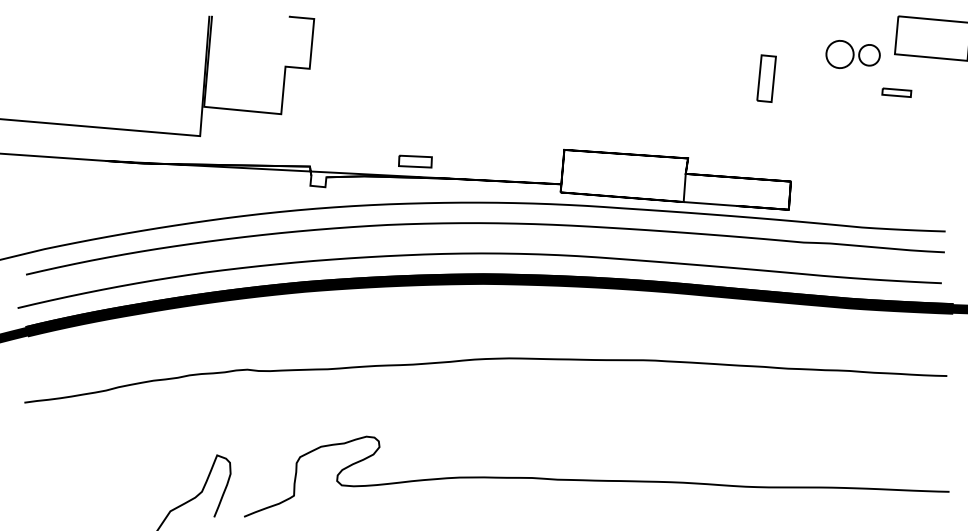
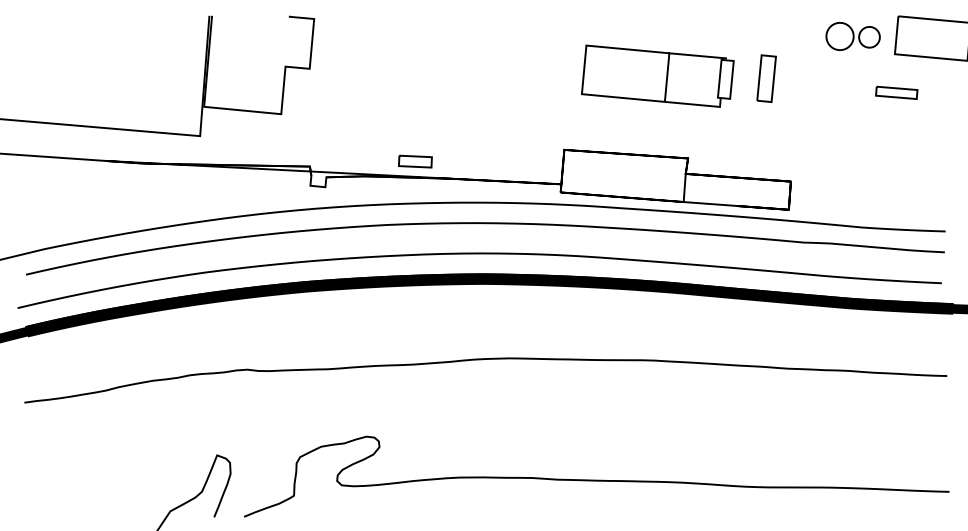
part position: (852, 54) -> (852, 36) (852, 36)
part: none -> present (657, 75)
part size: 32x11 px -> 44x15 px (896, 92)
